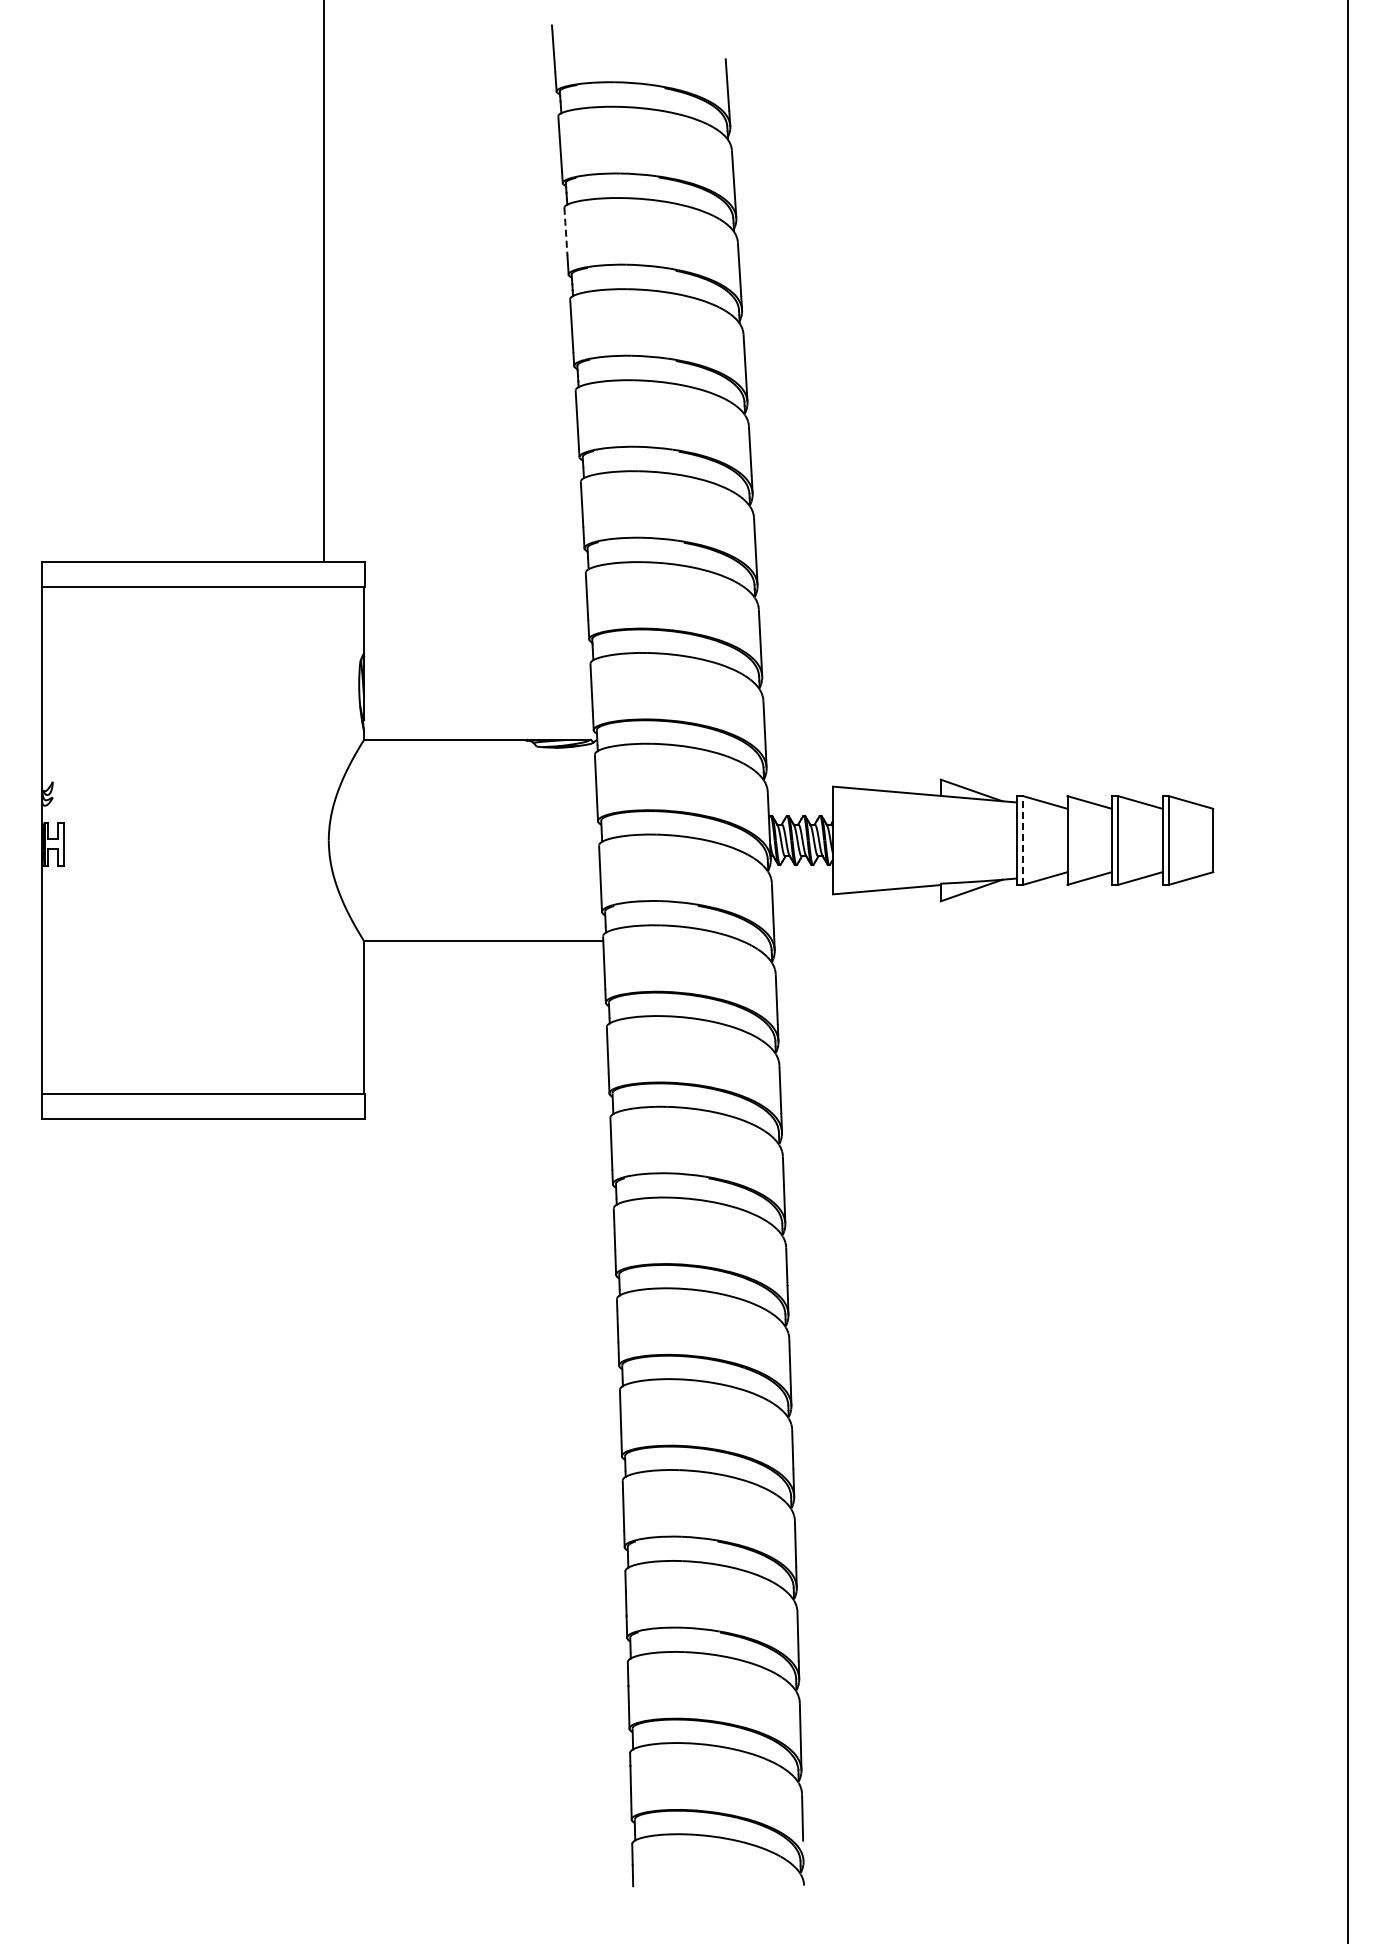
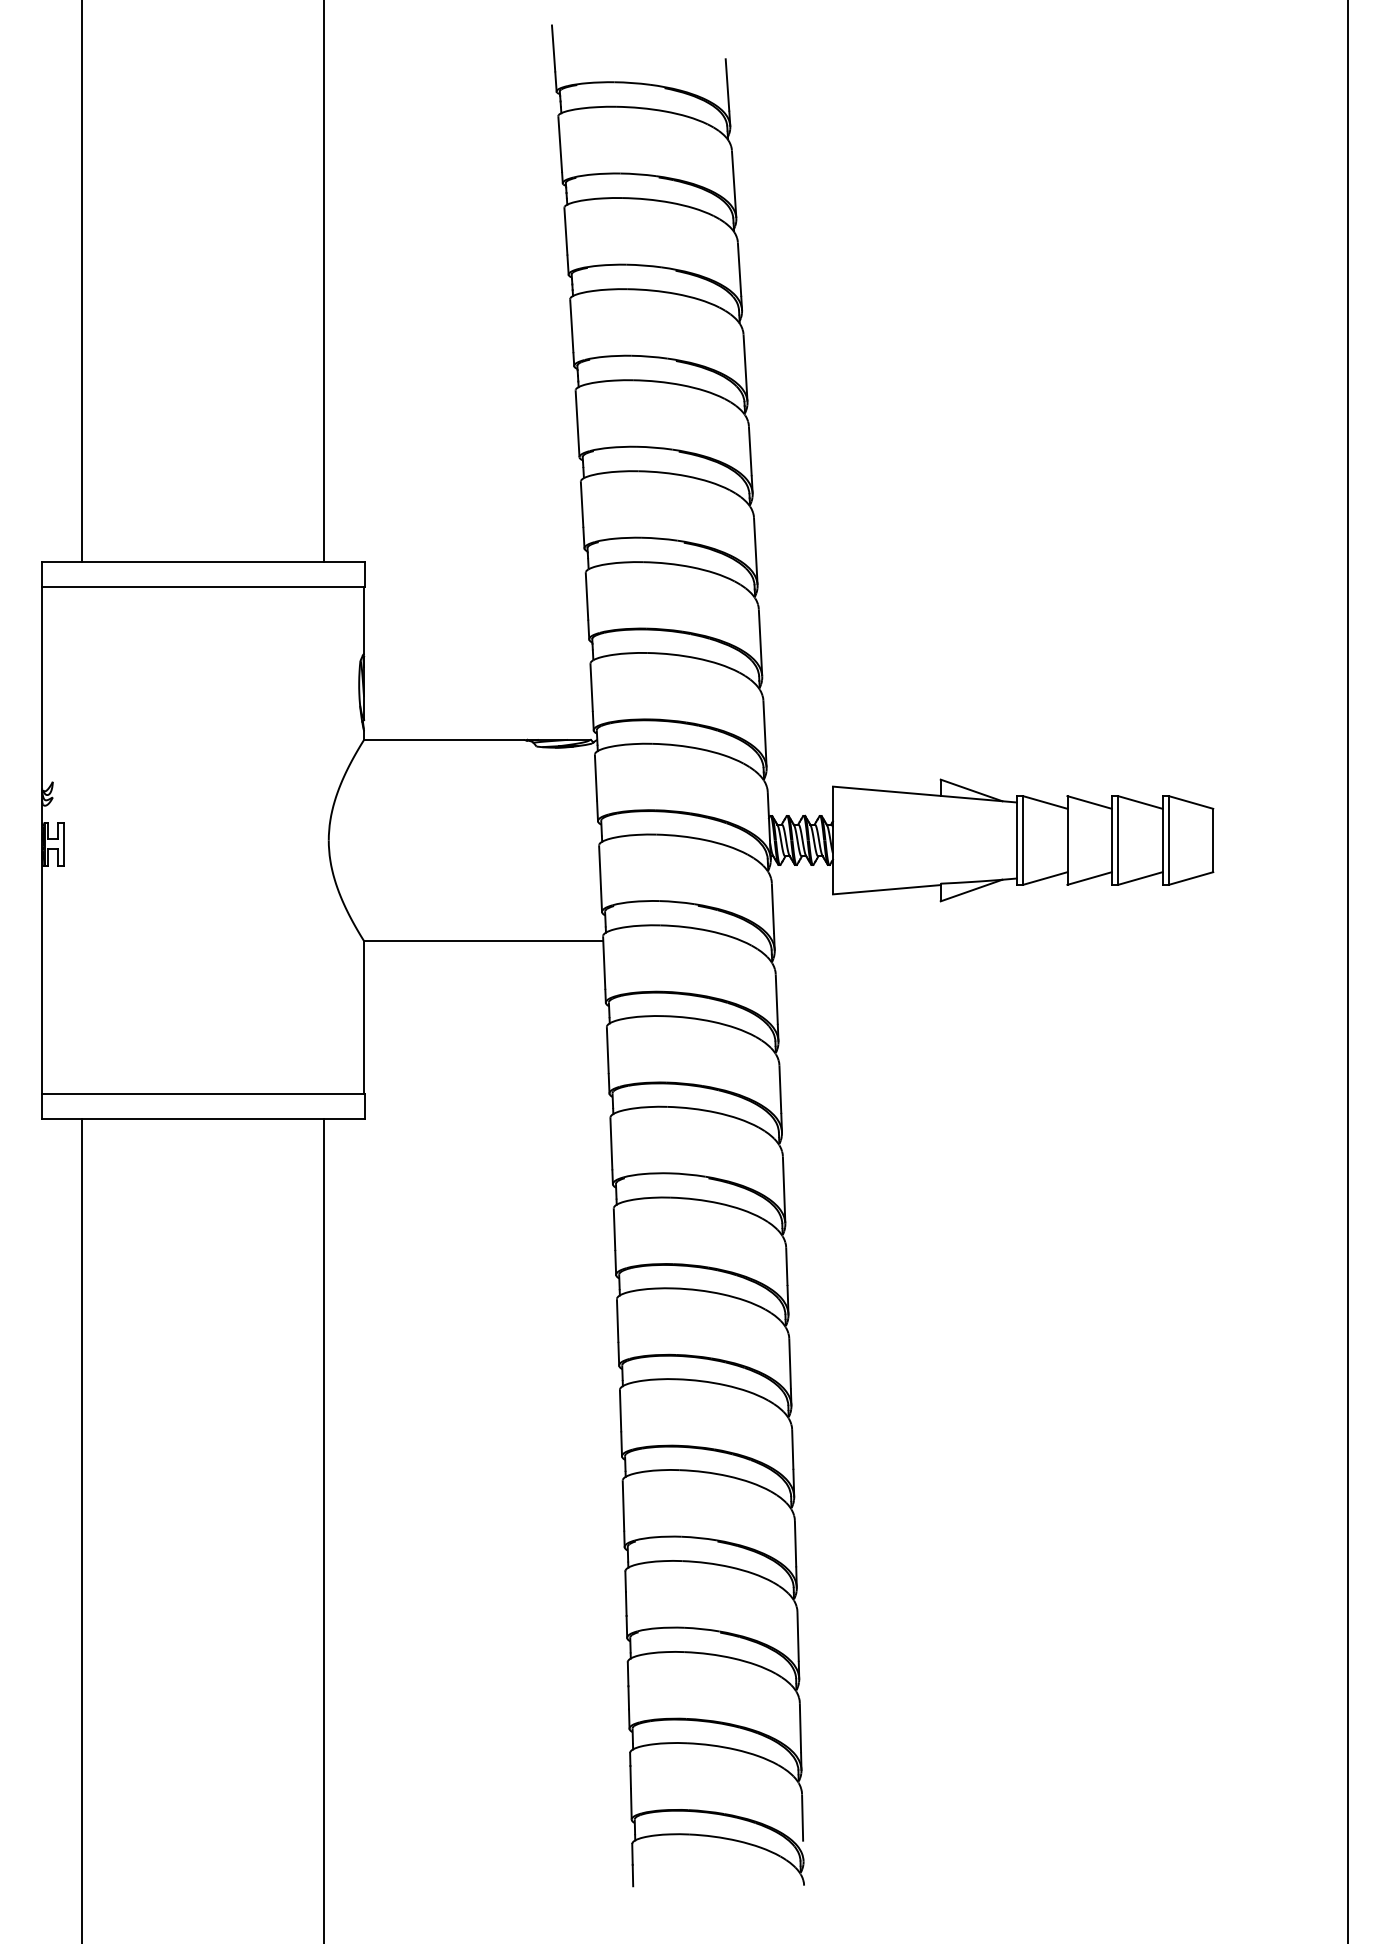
line: dashed -> solid (565, 232)
line: none -> present (82, 281)
line: dashed -> solid (1023, 840)
line: none -> present (82, 1529)
line: none -> present (323, 1529)
